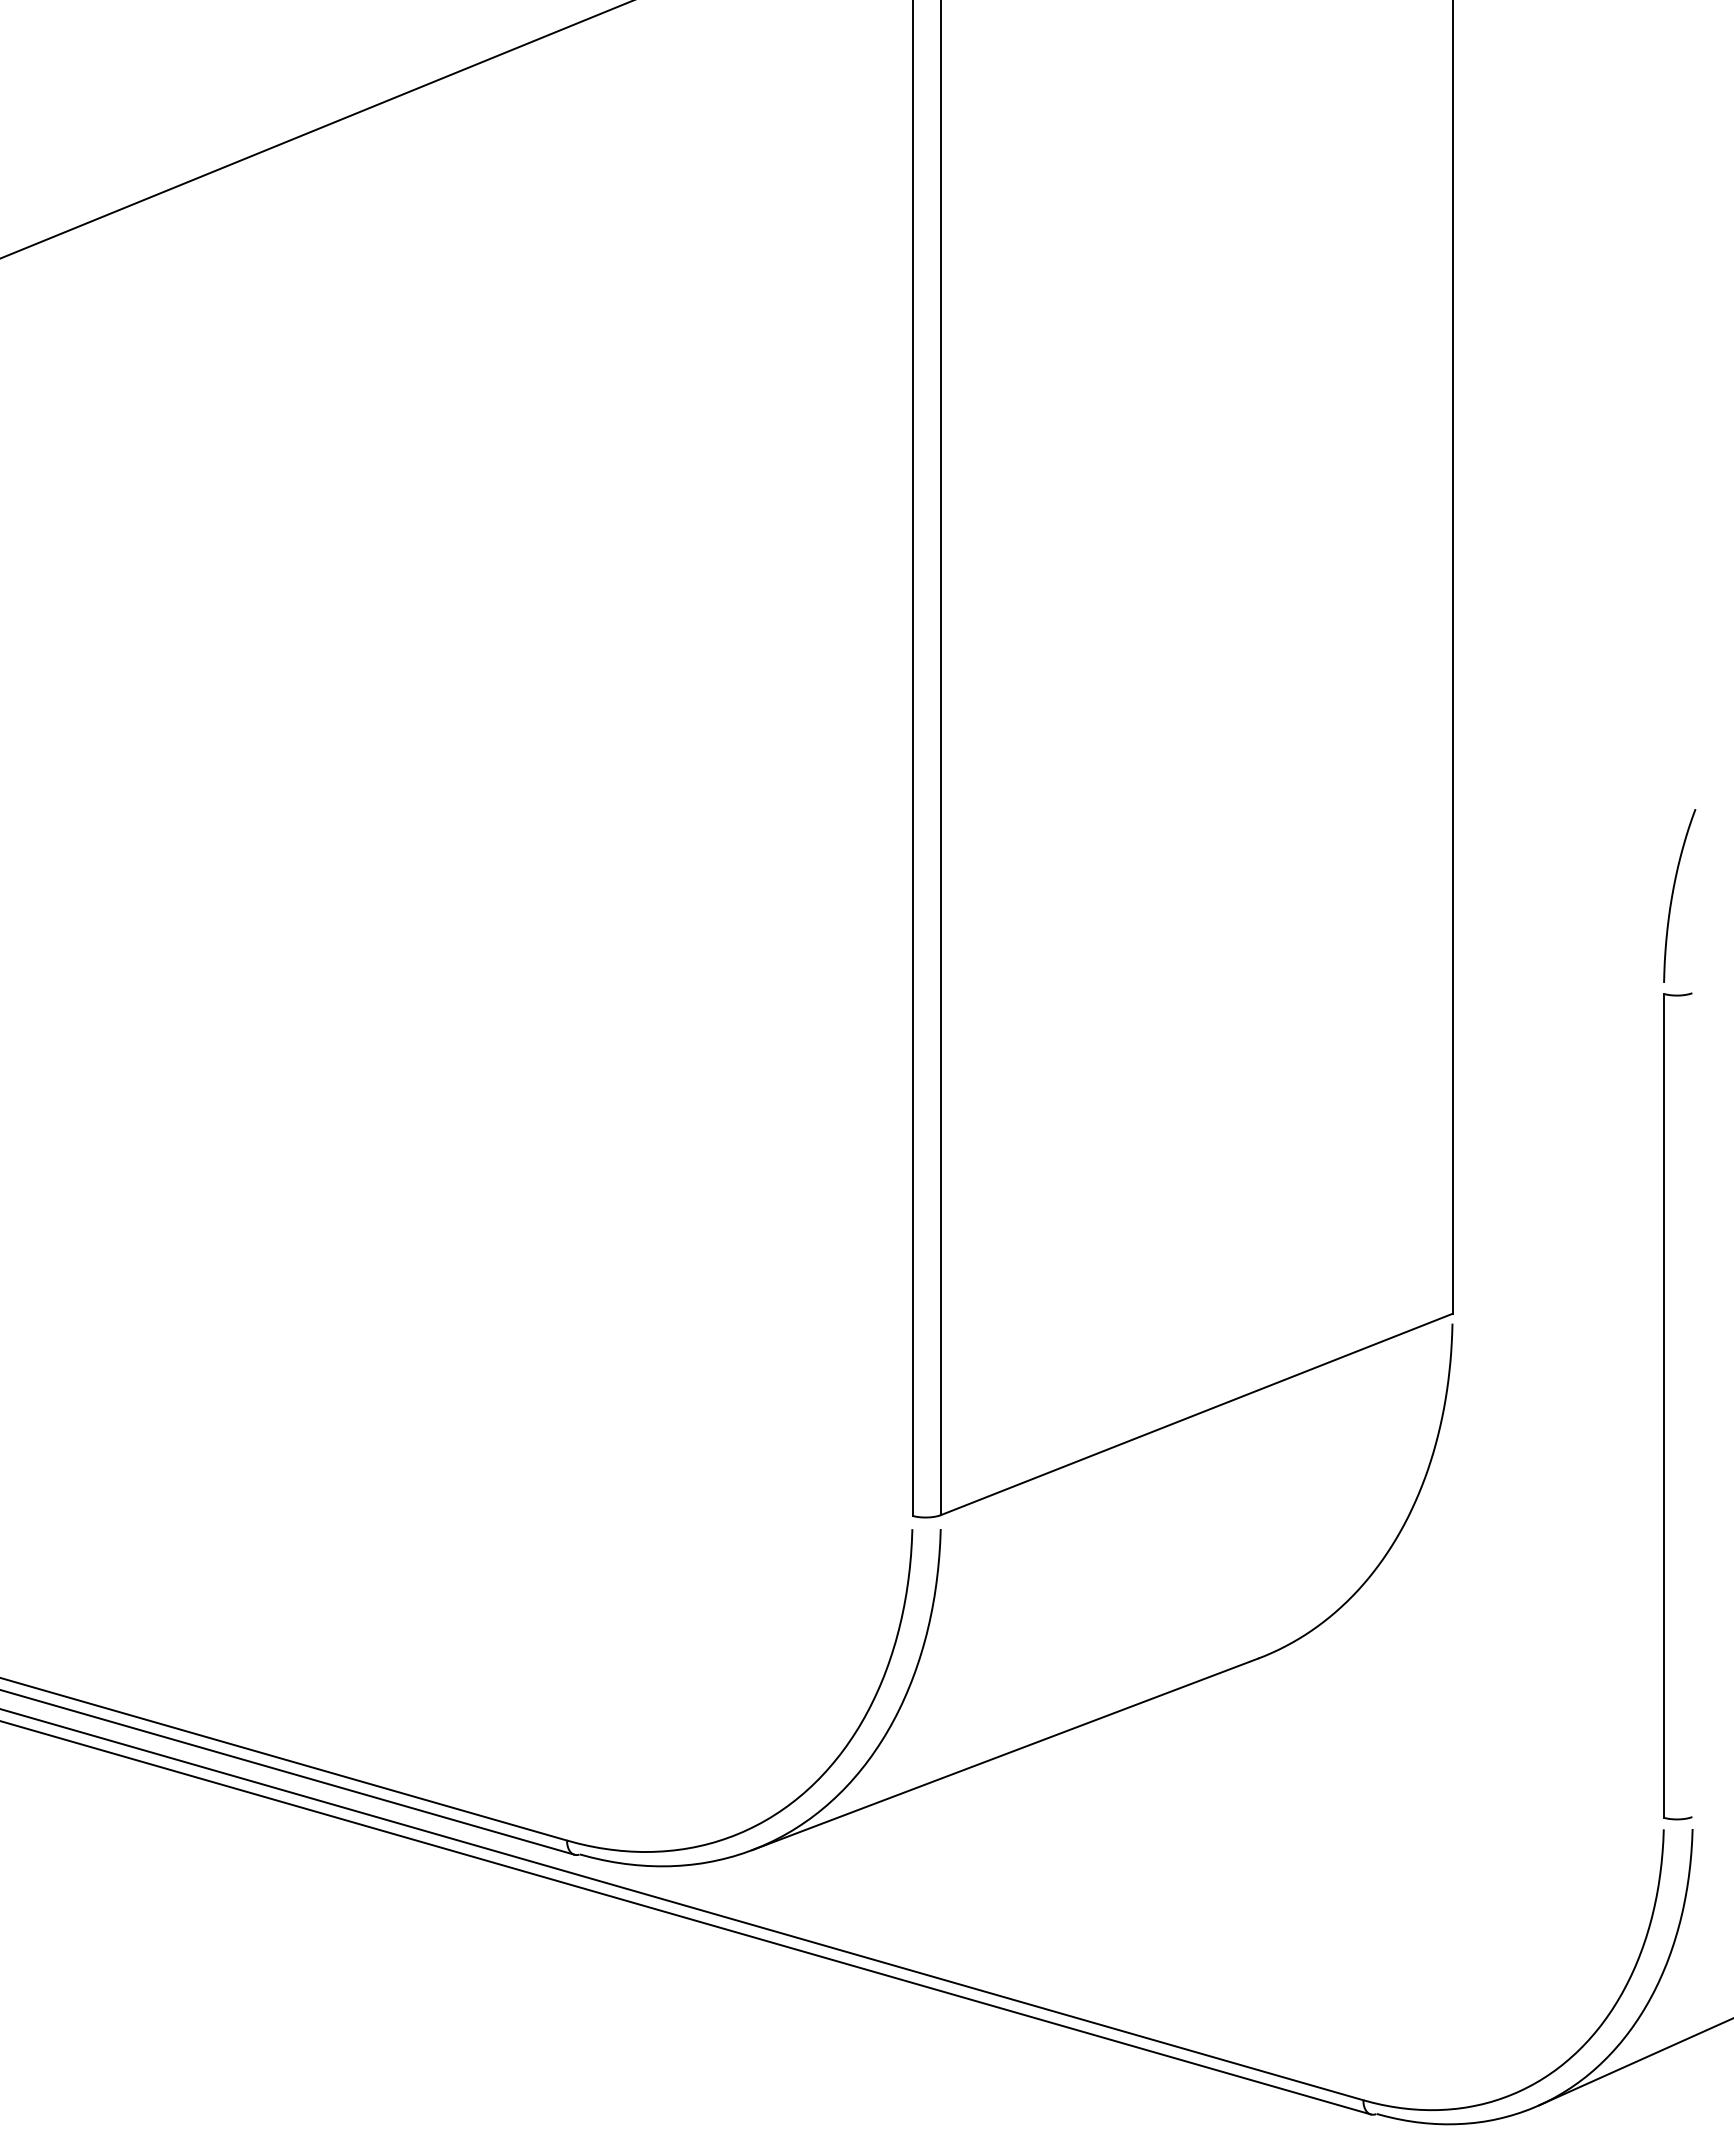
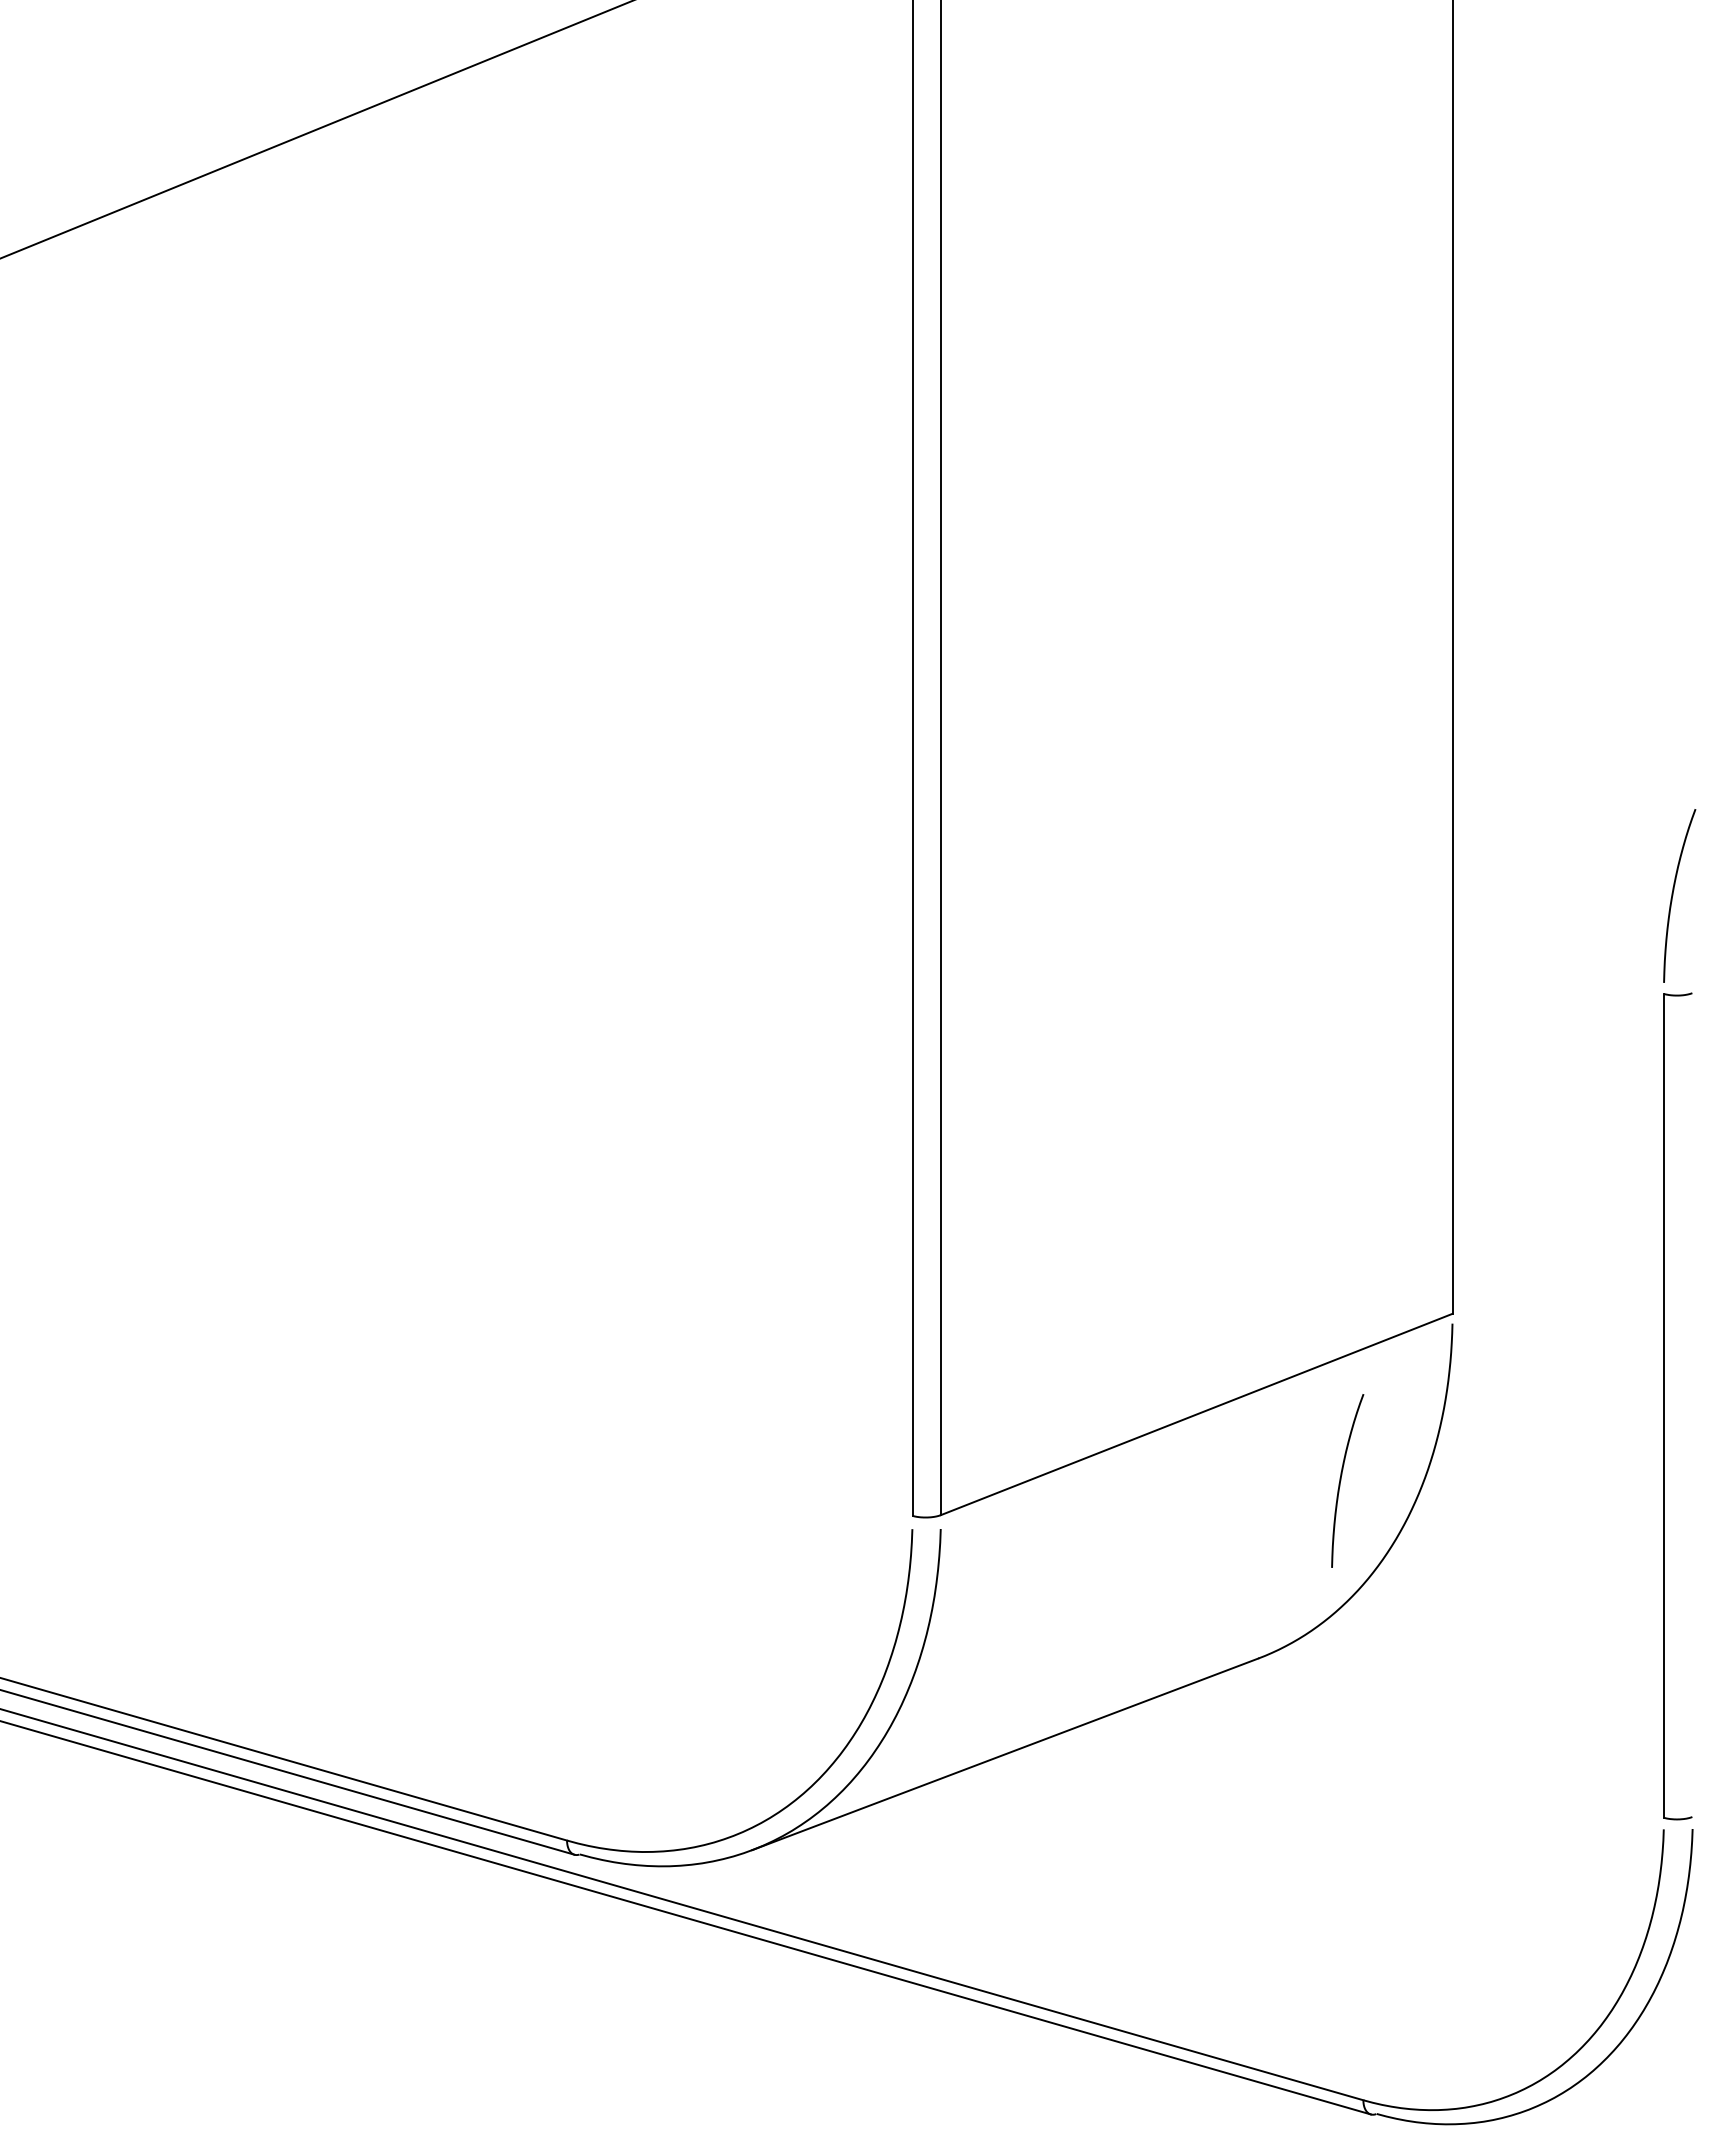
curve: none -> present (1341, 1480)
line: present -> none (1634, 2062)
